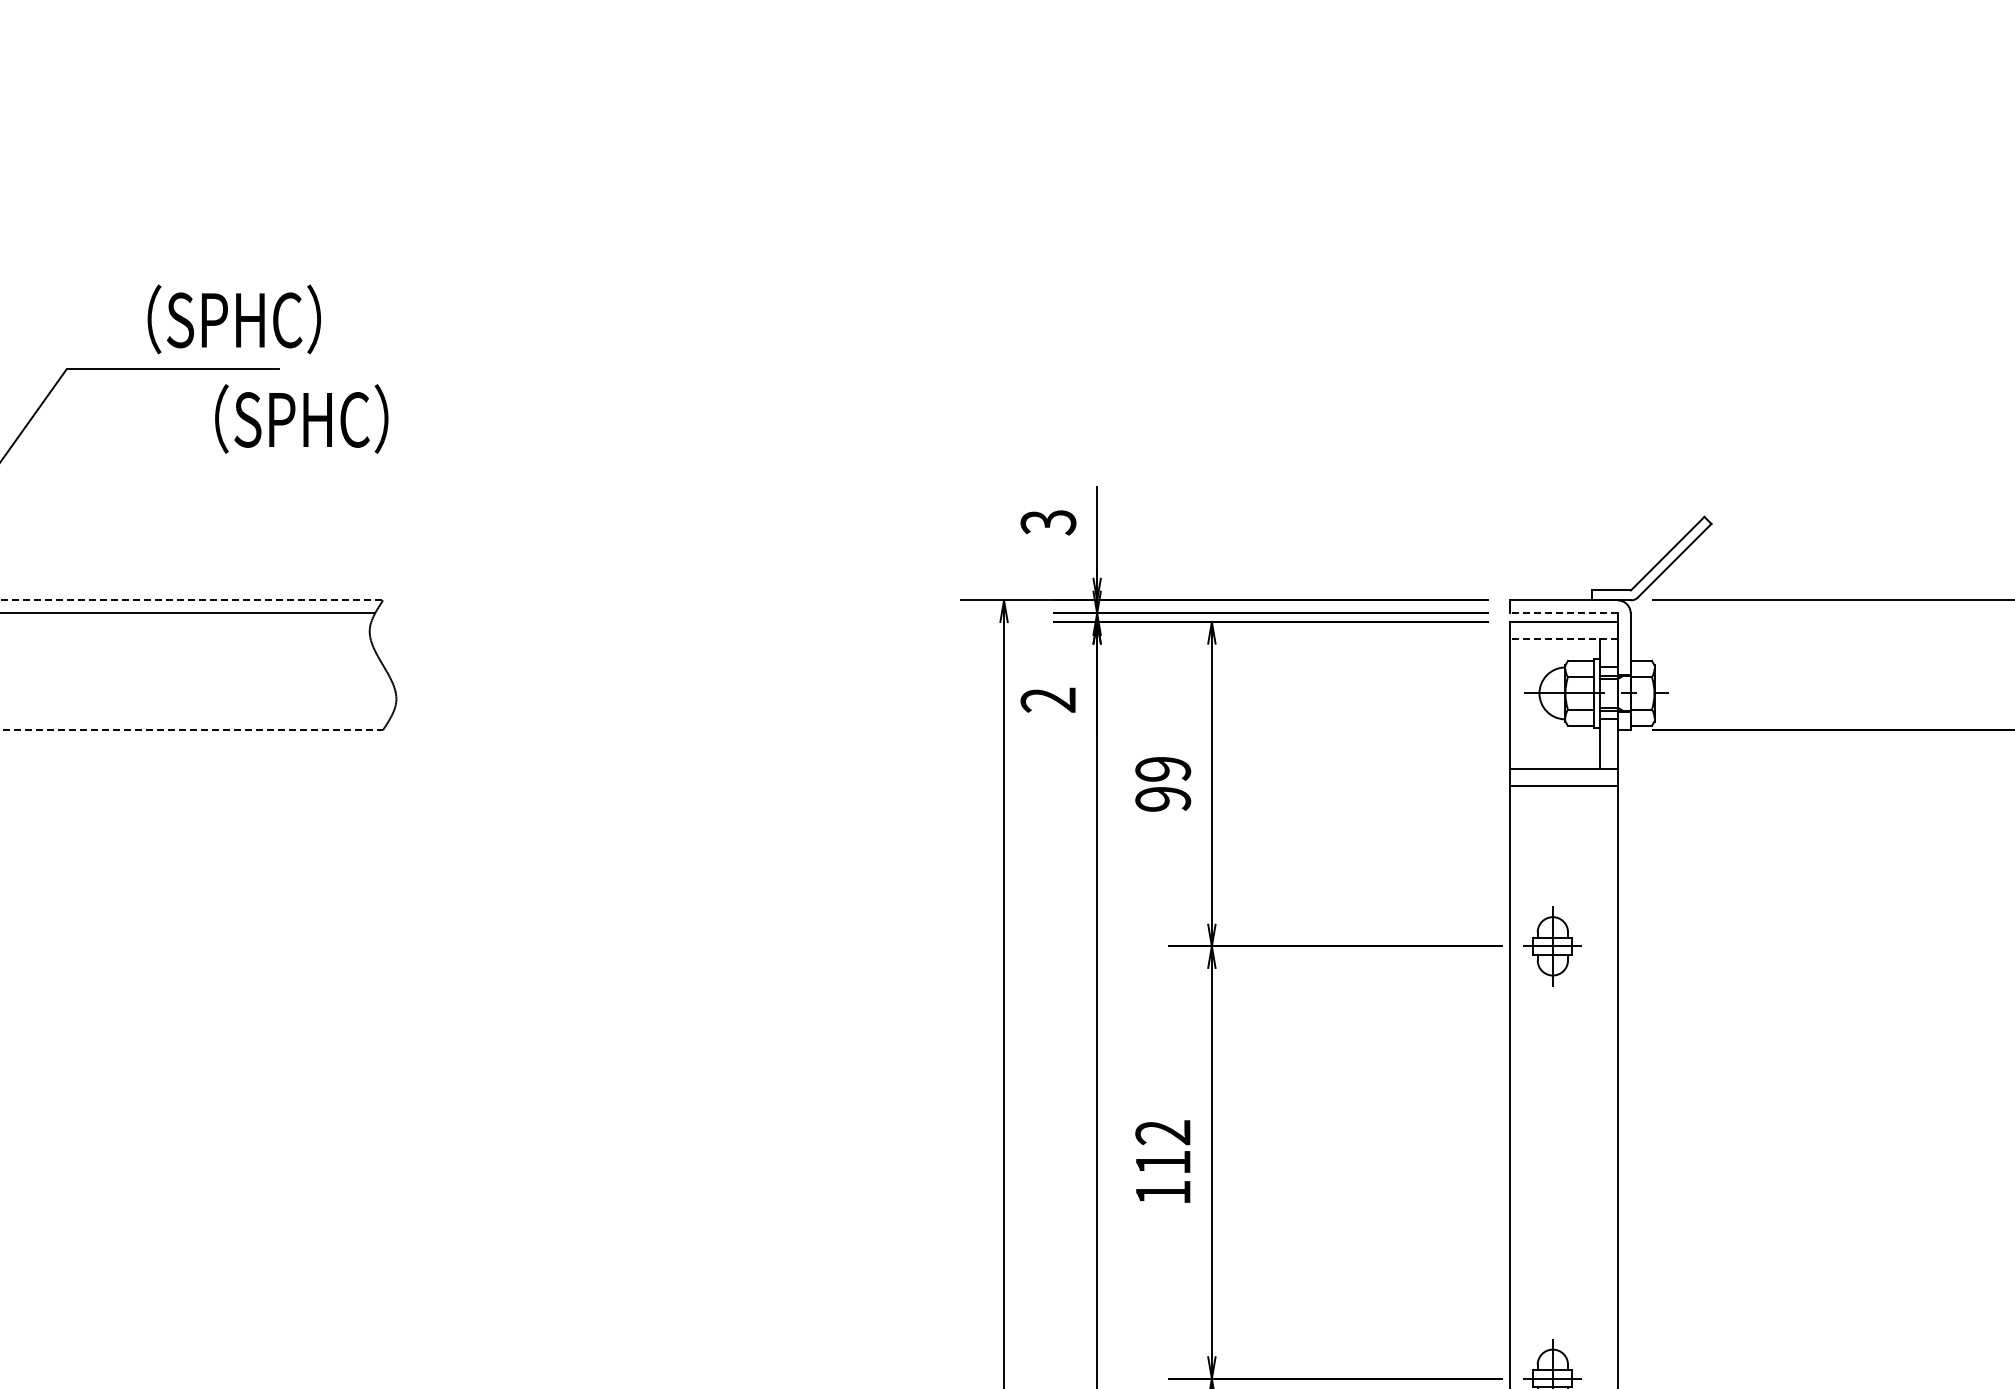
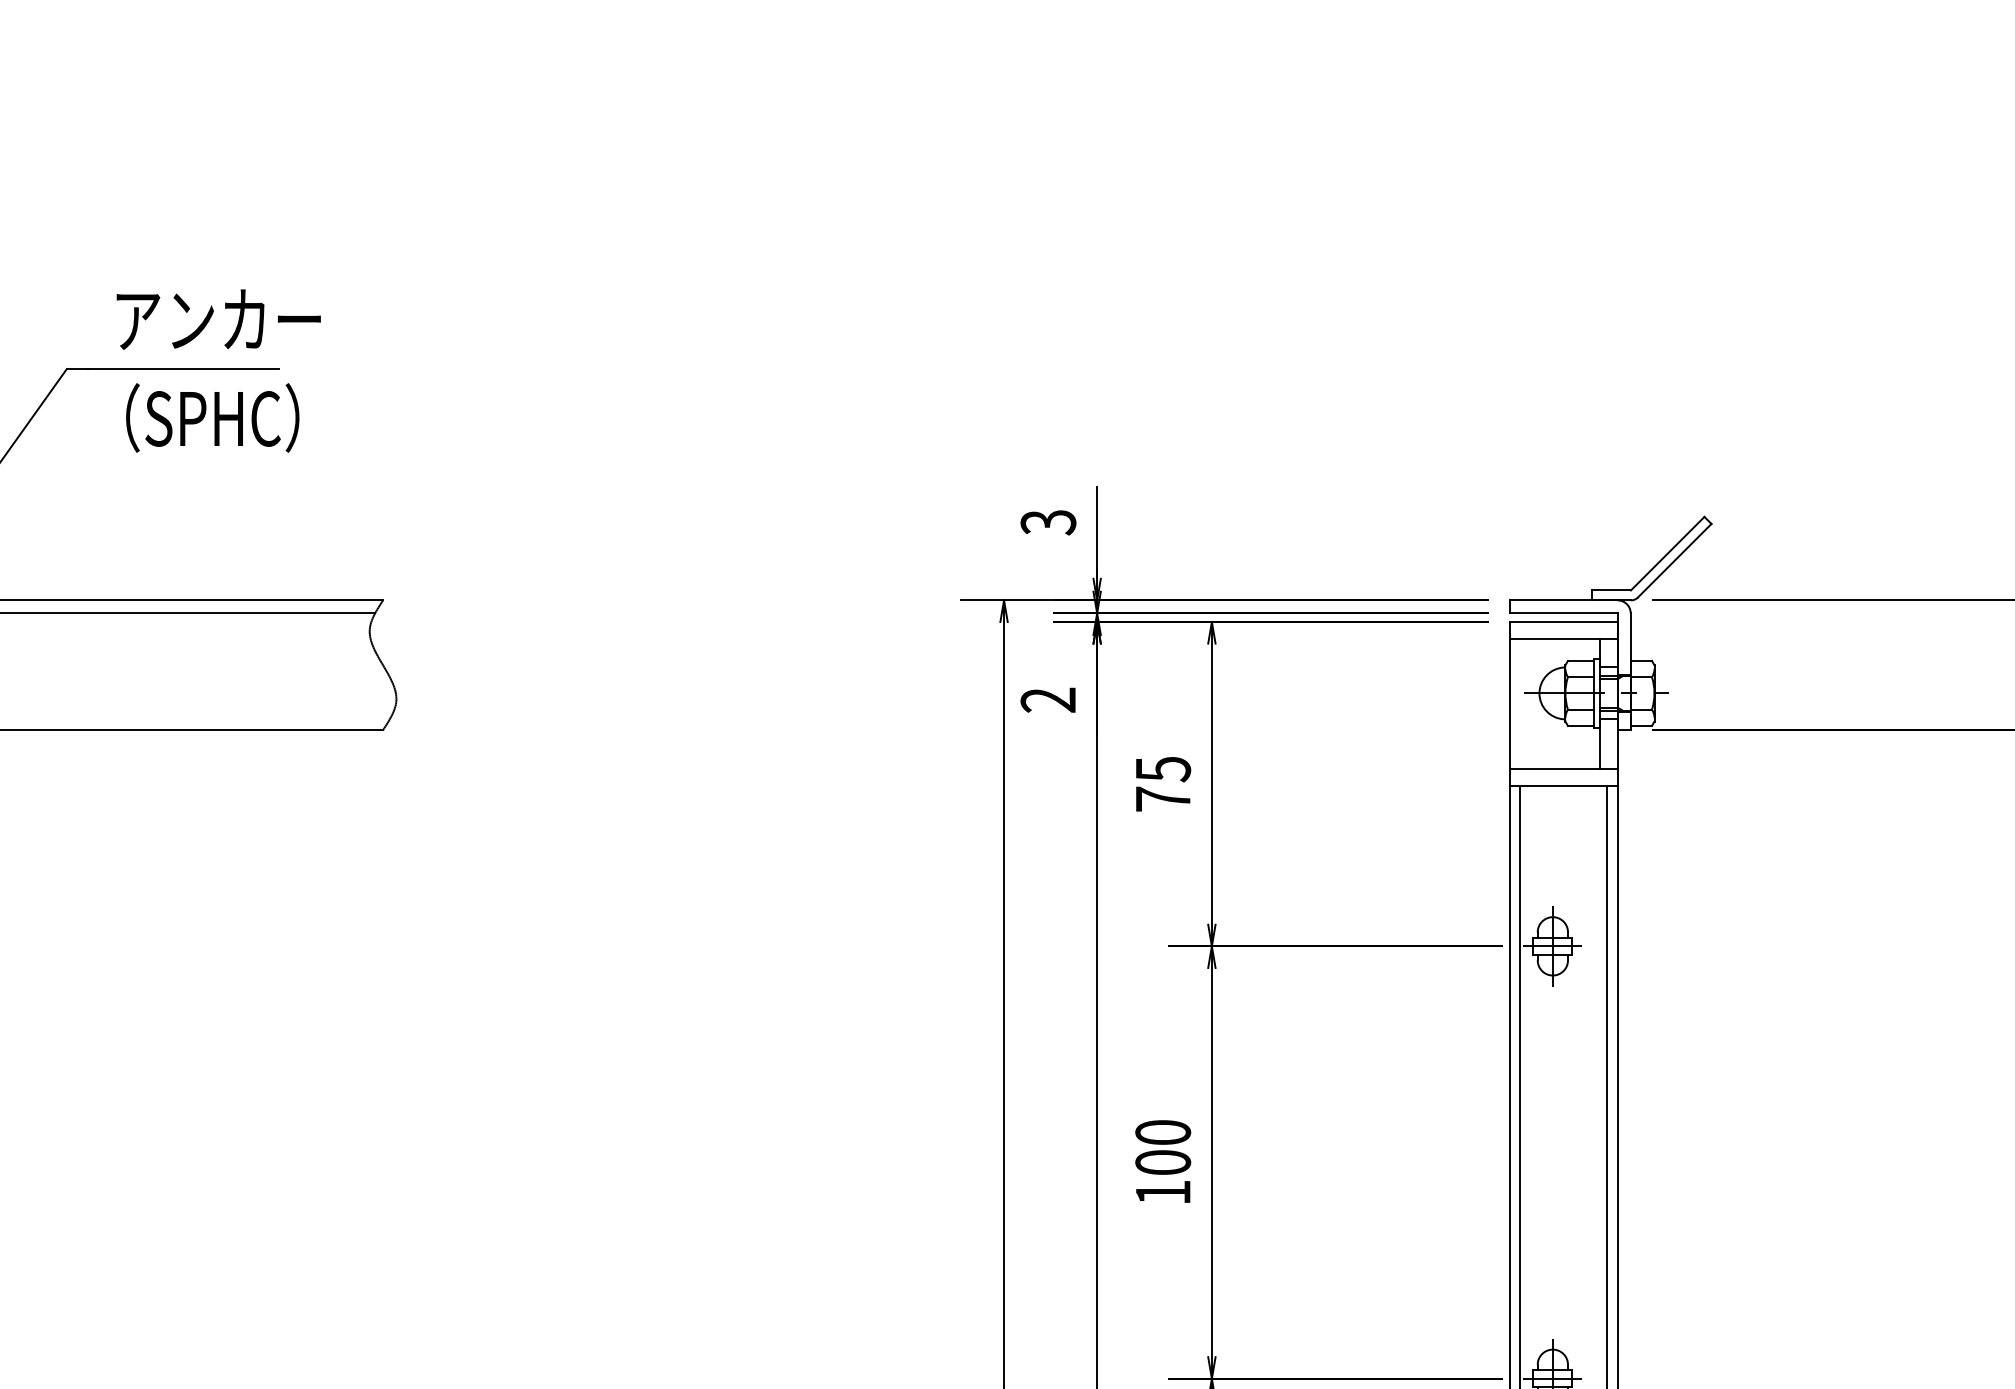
text: （SPHC） -> アンカー (218, 319)
text position: (301, 418) -> (212, 417) (212, 417)
line: dashed -> solid (192, 600)
line: dashed -> solid (1563, 613)
line: dashed -> solid (1563, 639)
line: dashed -> solid (192, 730)
text: 99 -> 75 (1163, 784)
line: none -> present (1520, 1085)
line: none -> present (1606, 1085)
text: 112 -> 100 (1163, 1147)
